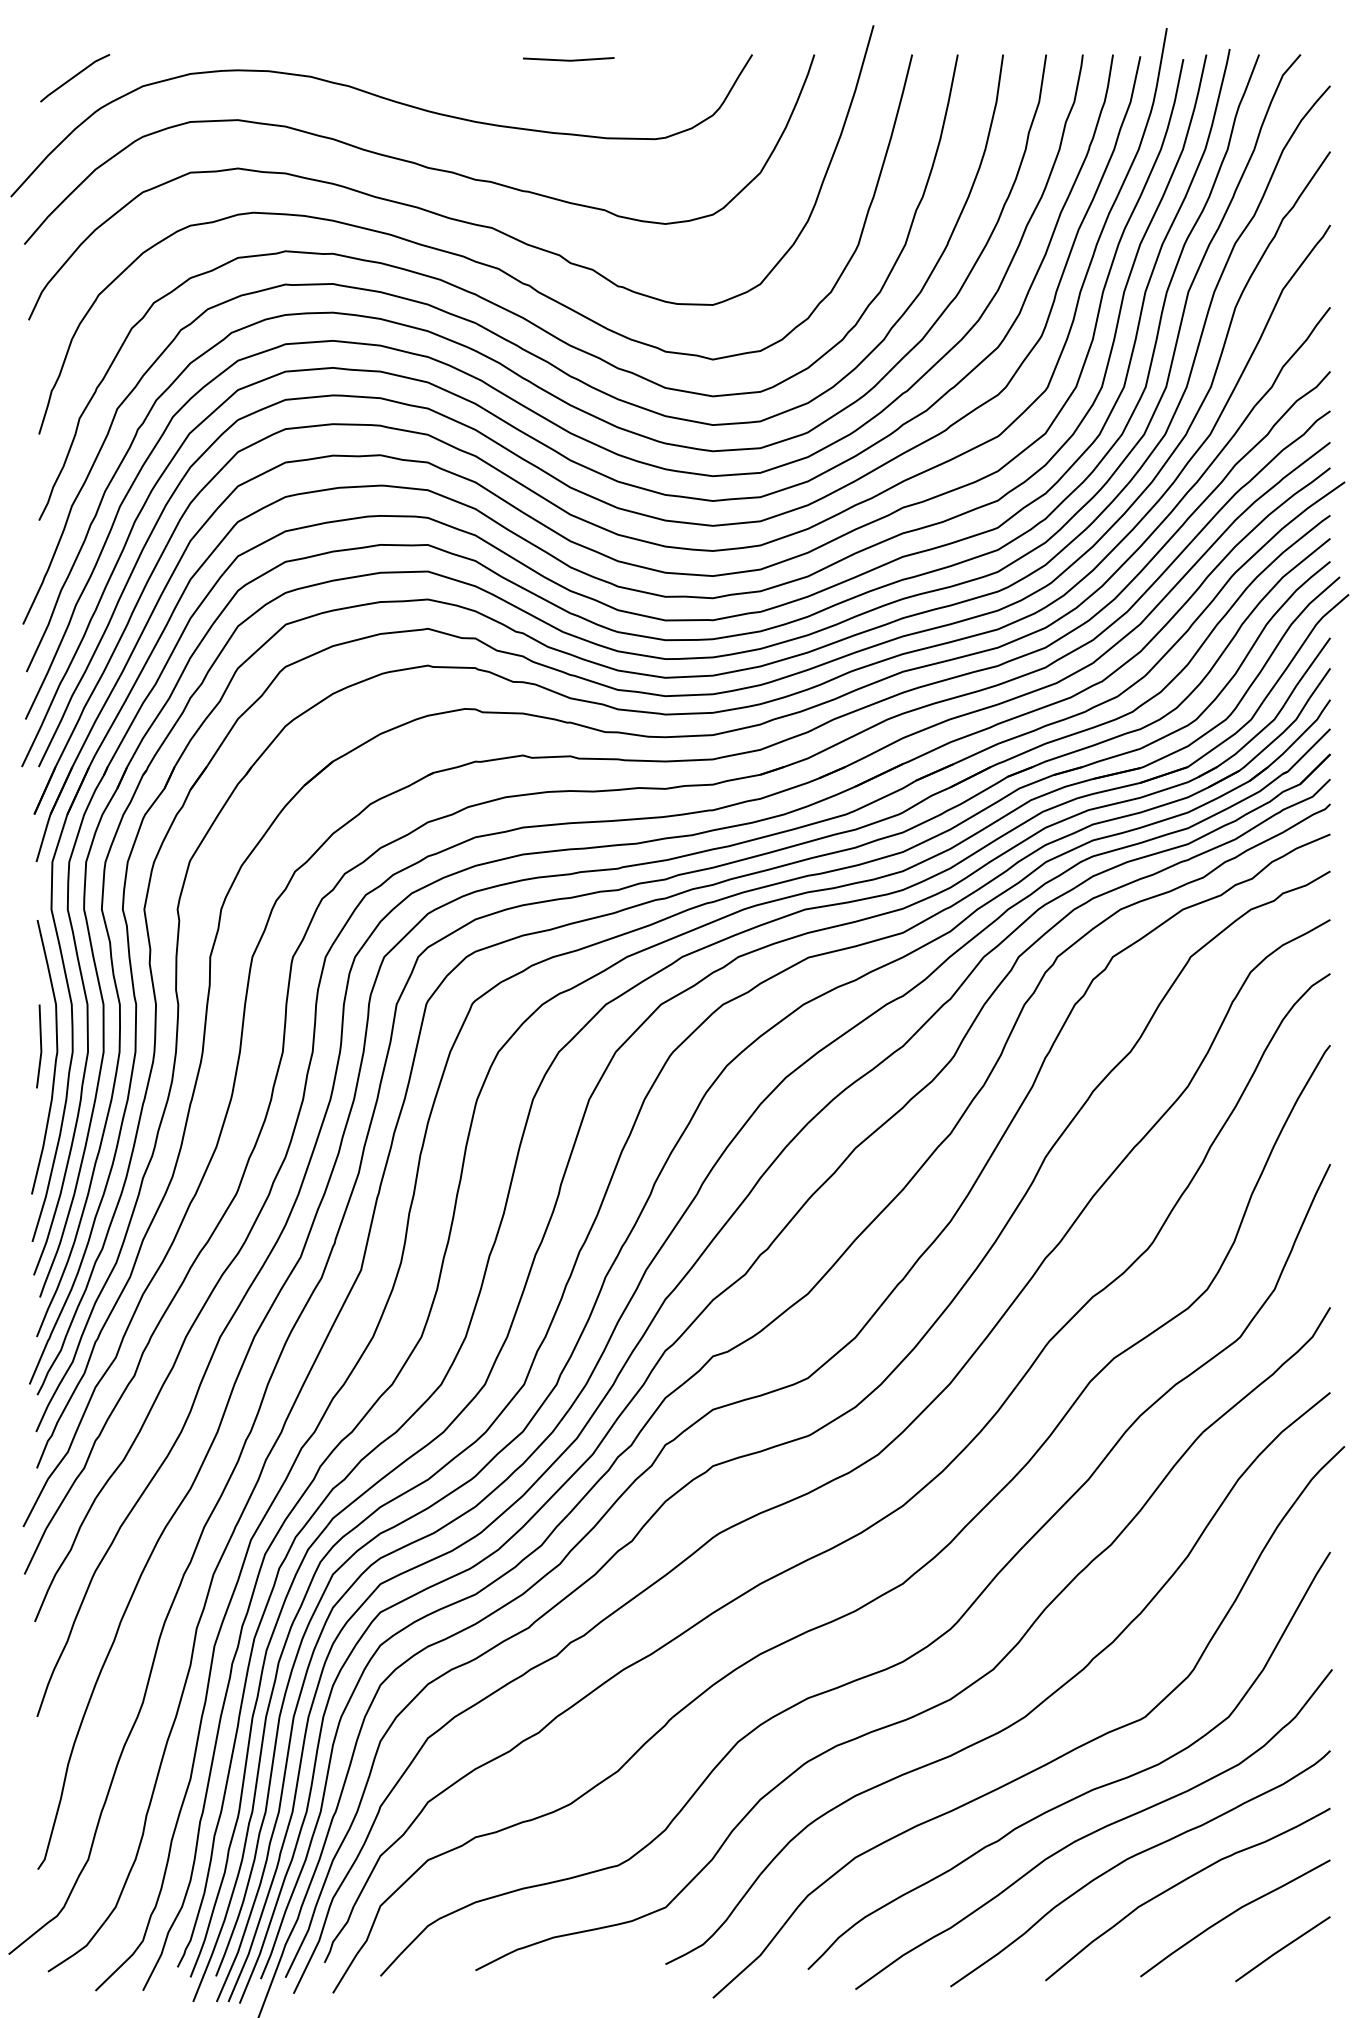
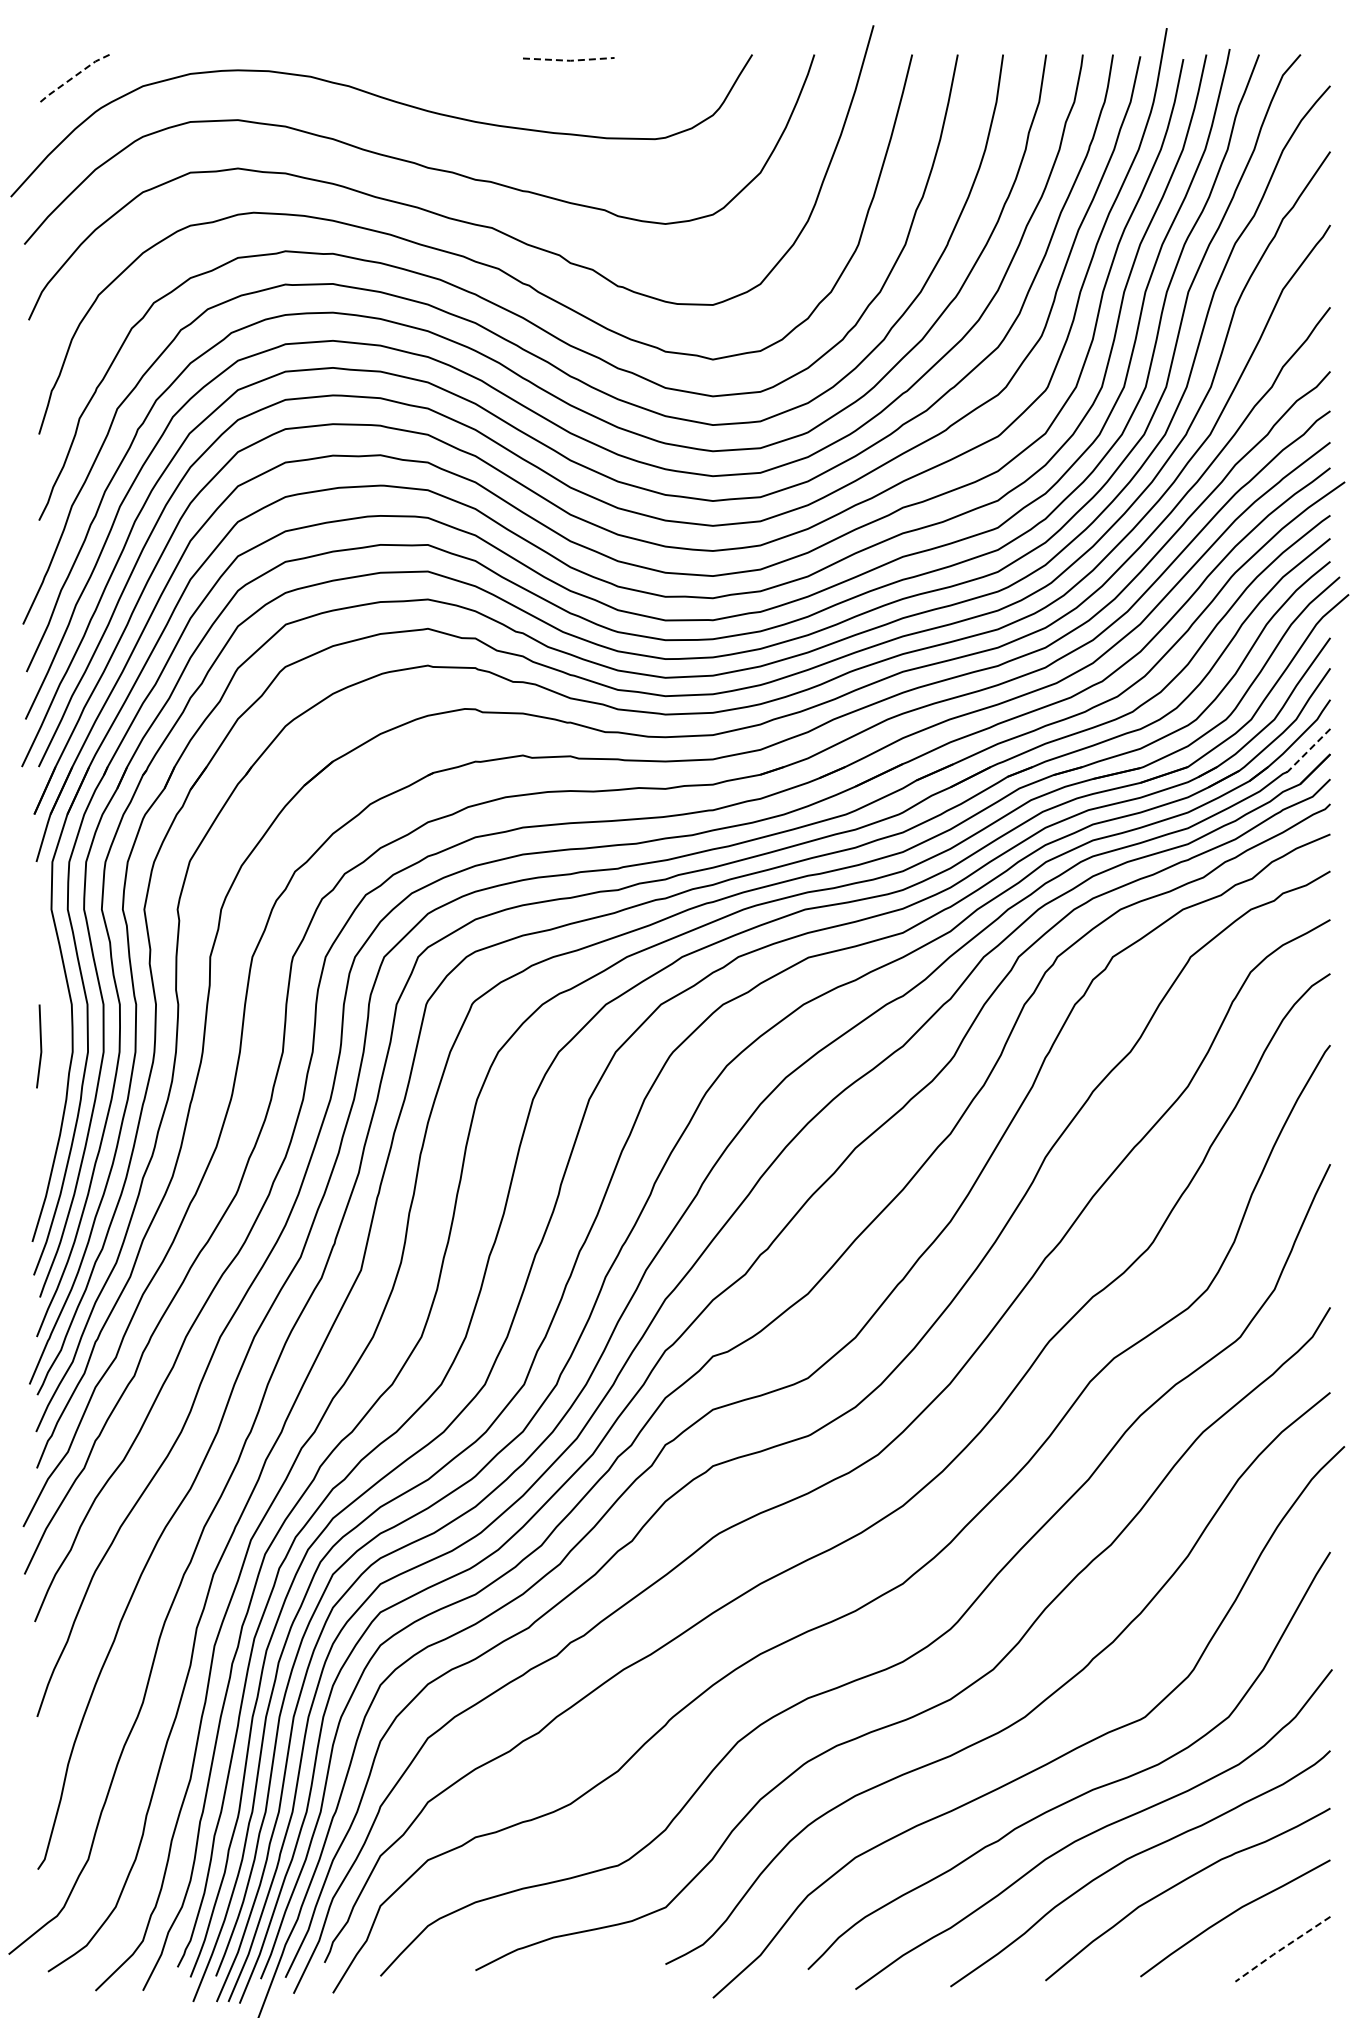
line: solid -> dashed (569, 60)
line: solid -> dashed (74, 76)
line: solid -> dashed (1306, 752)
curve: present -> none (55, 1057)
line: solid -> dashed (1281, 1949)
